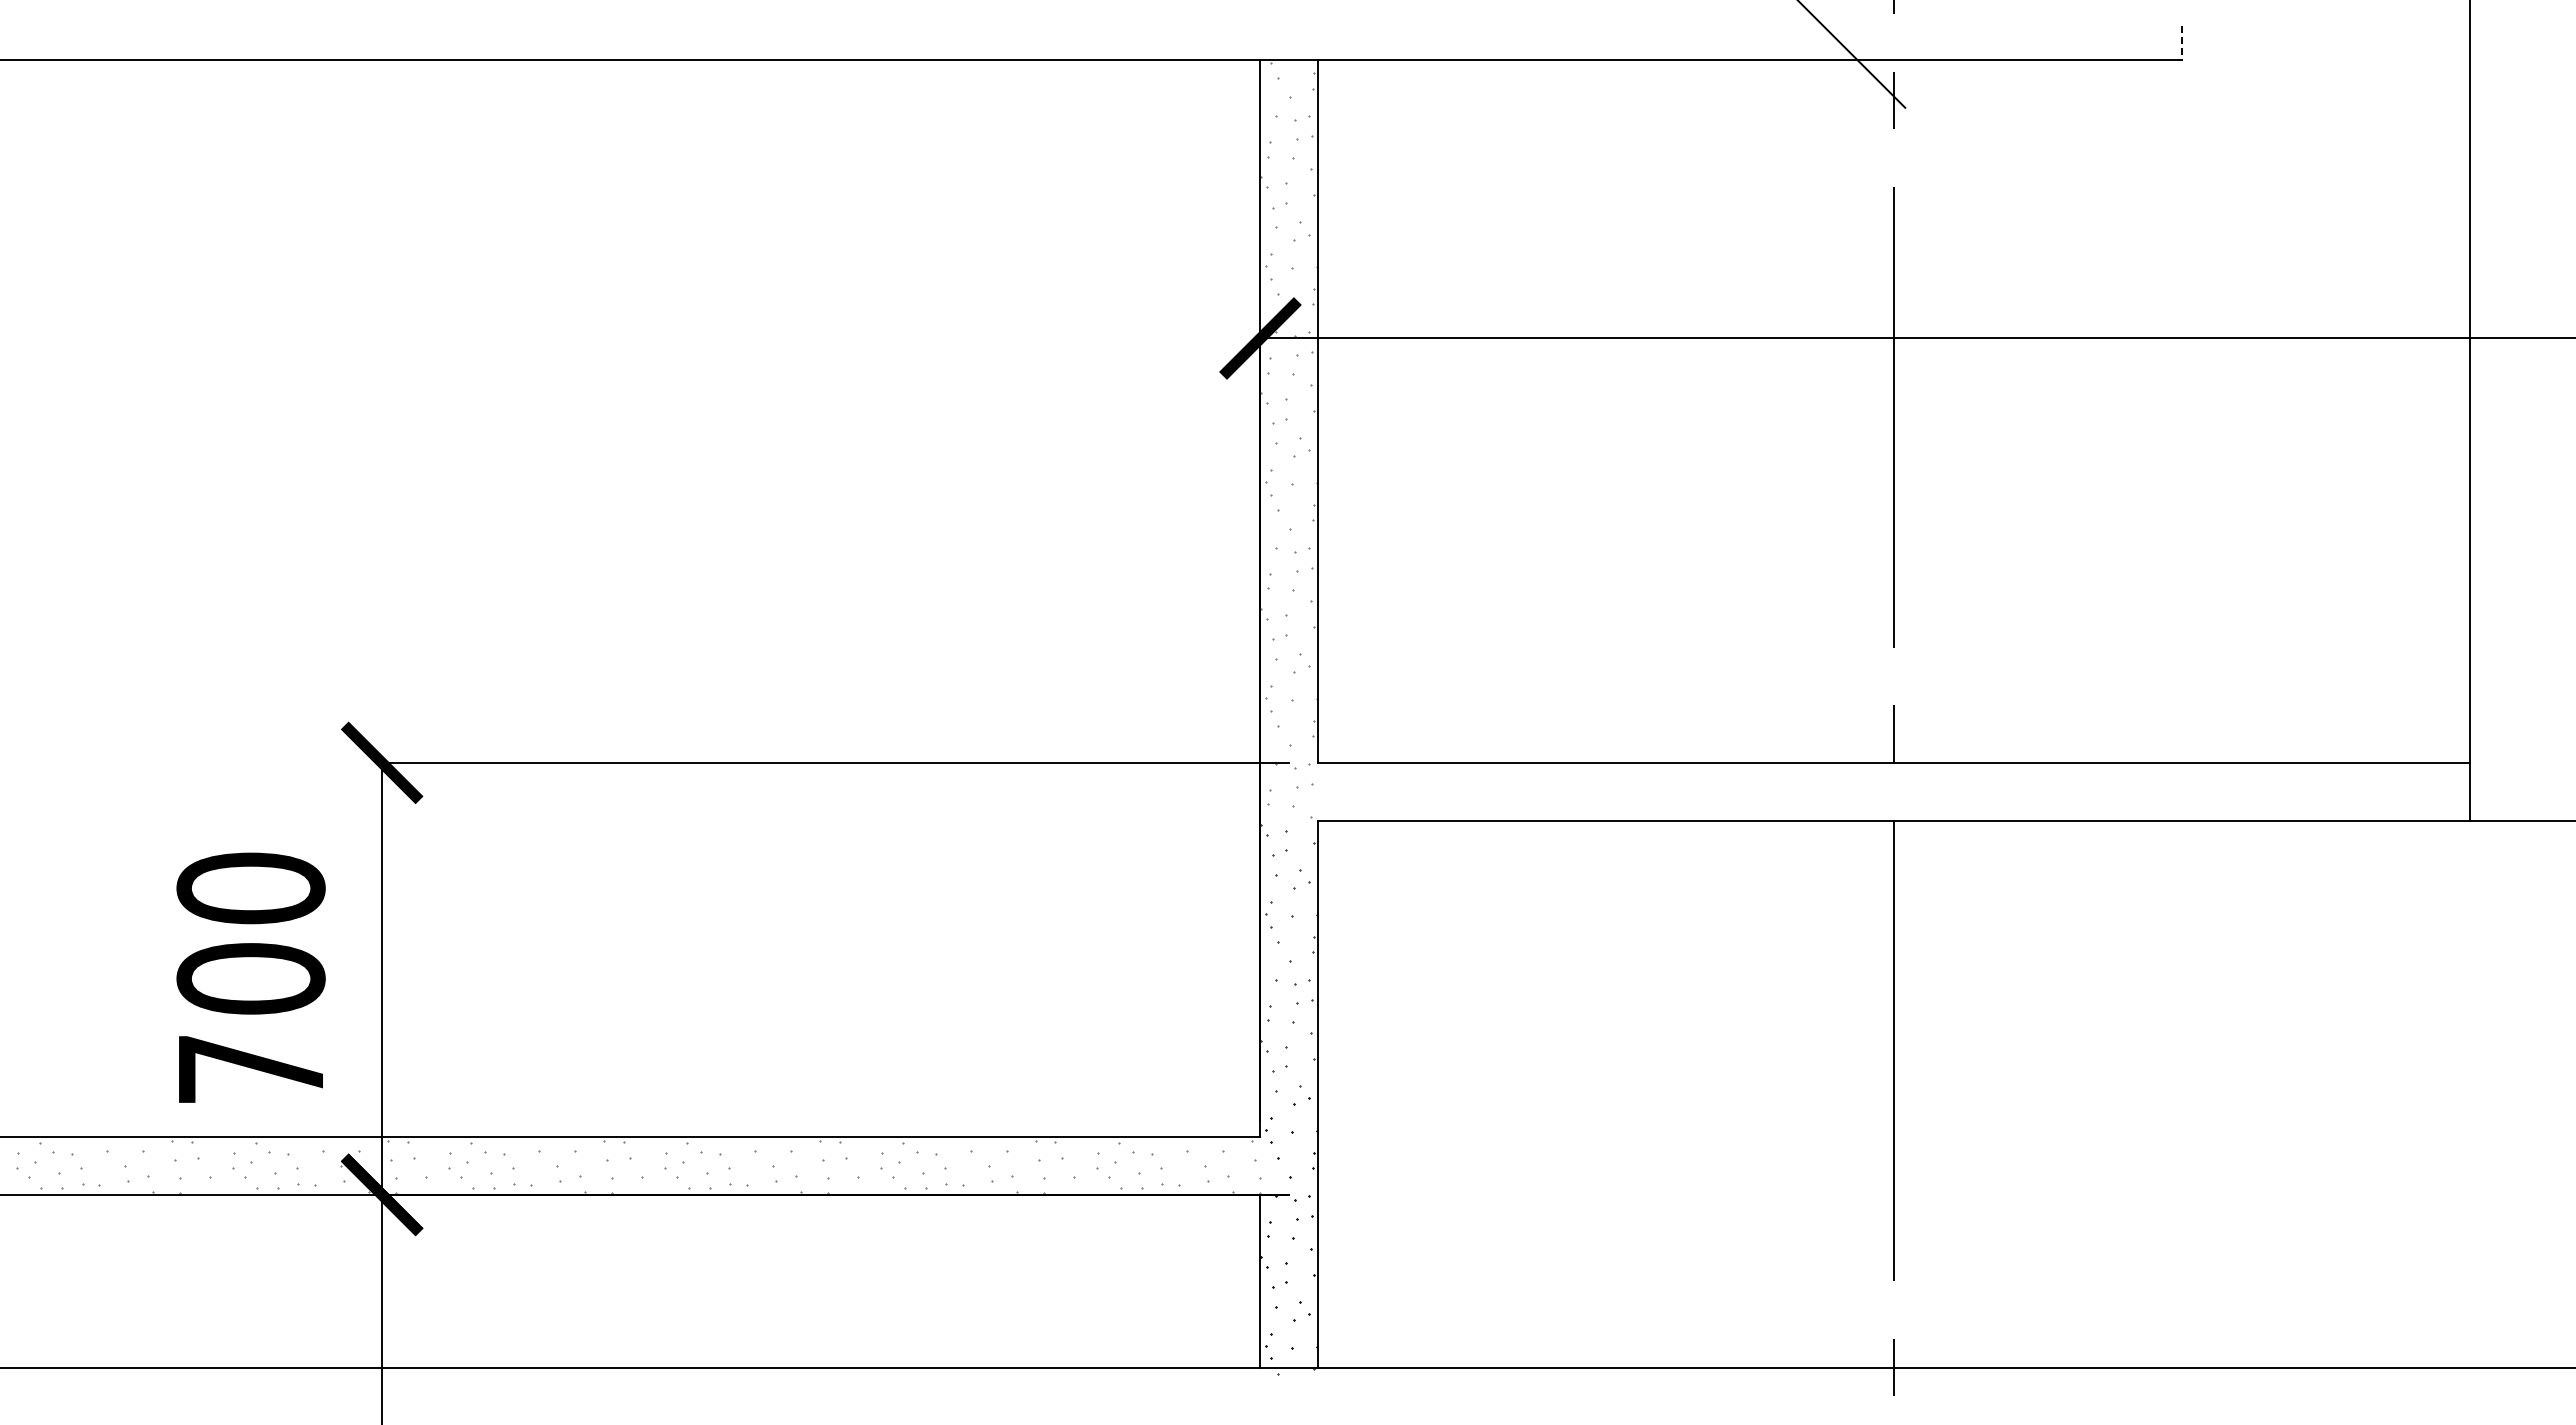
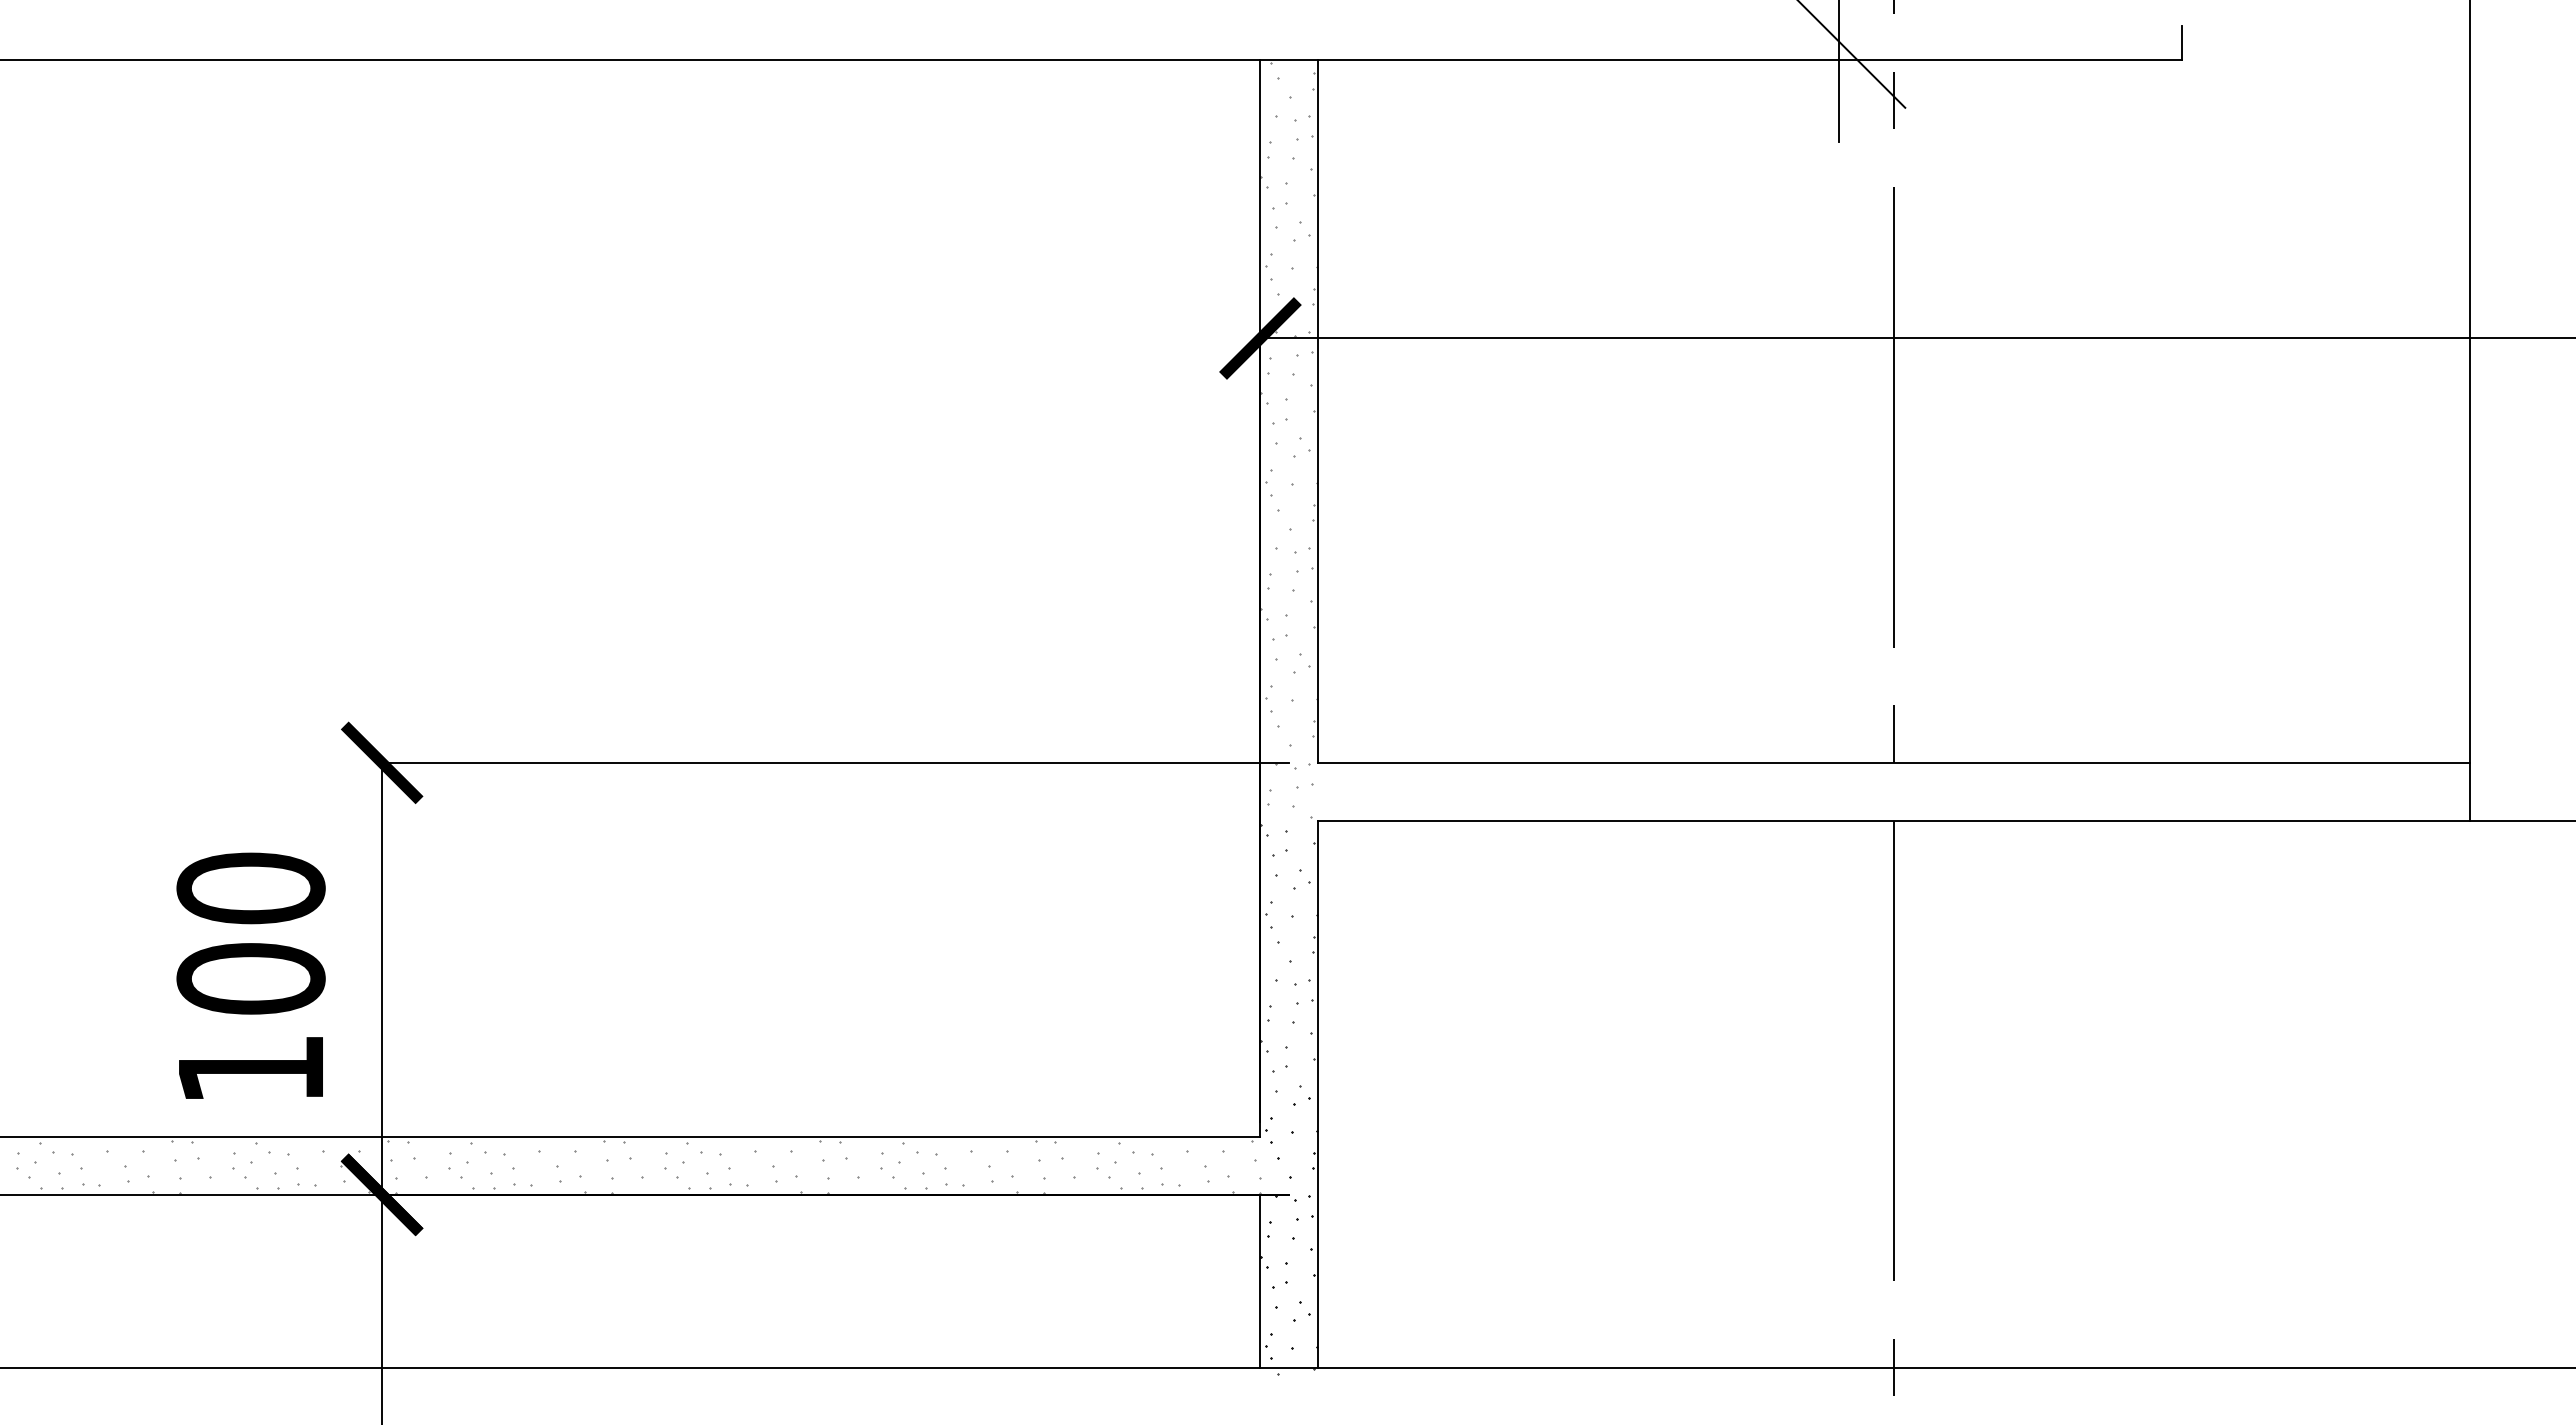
line: dashed -> solid (2181, 43)
line: none -> present (1839, 72)
text: 700 -> 100 (250, 1069)
